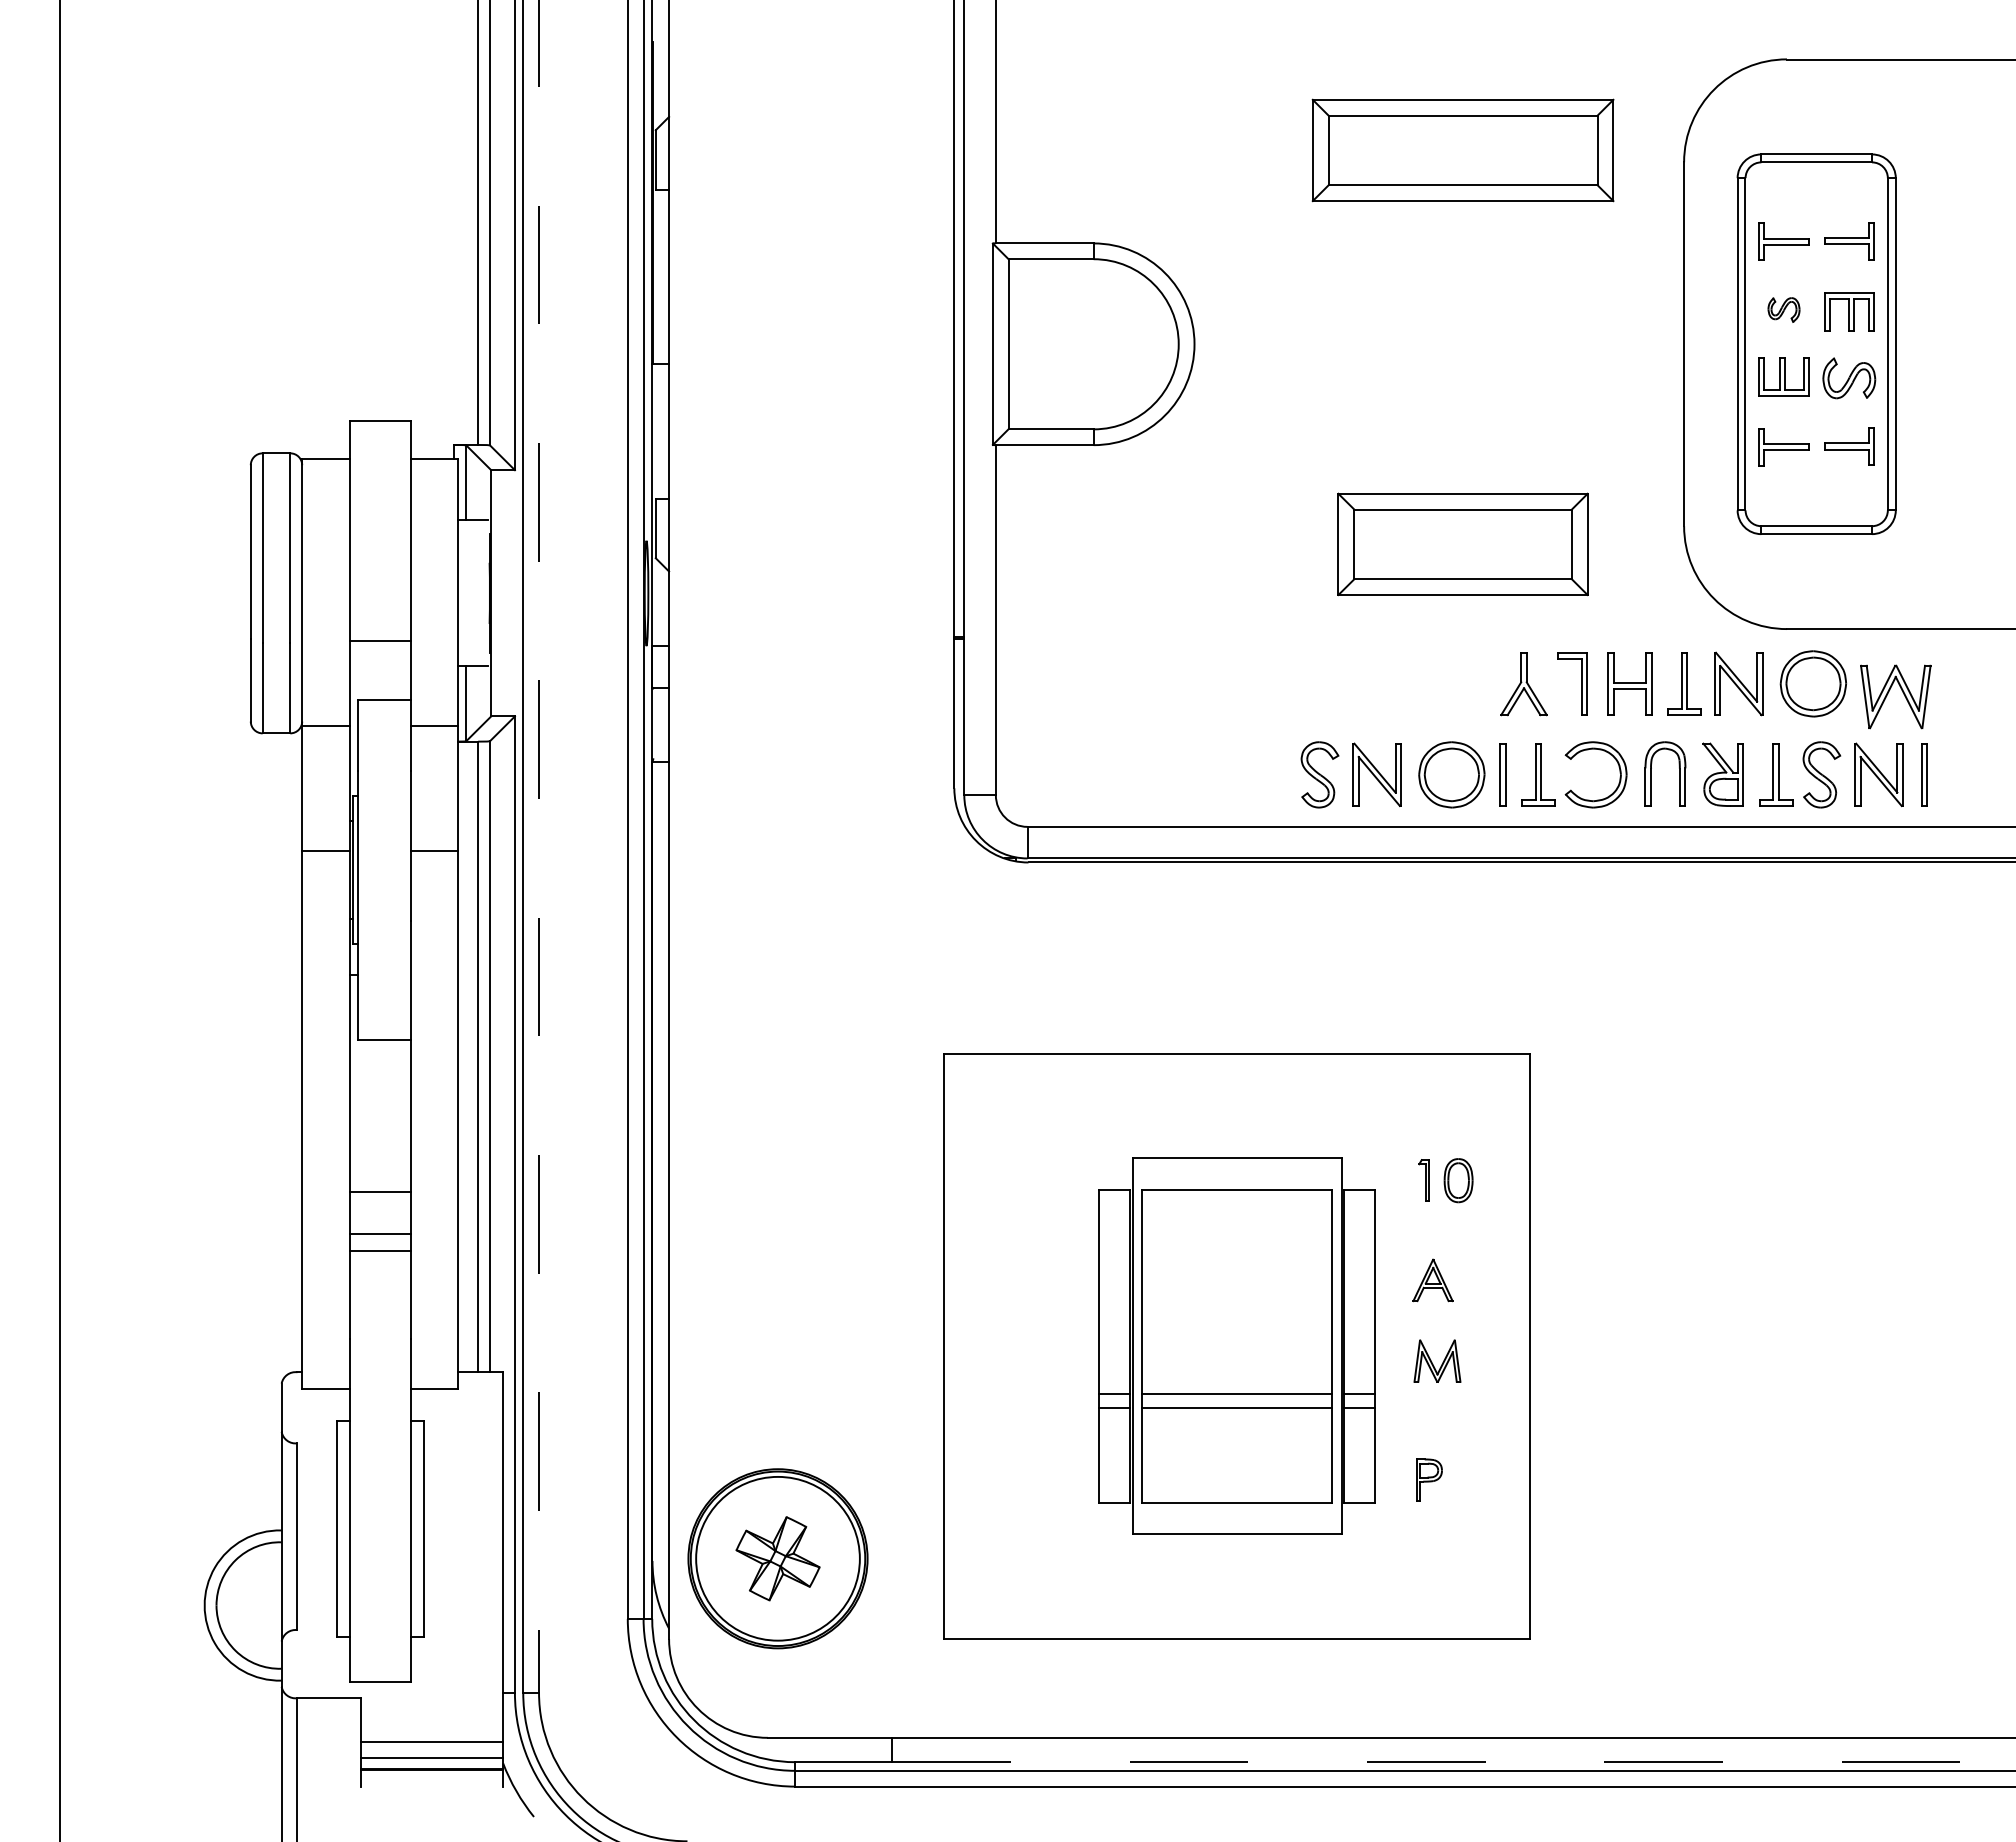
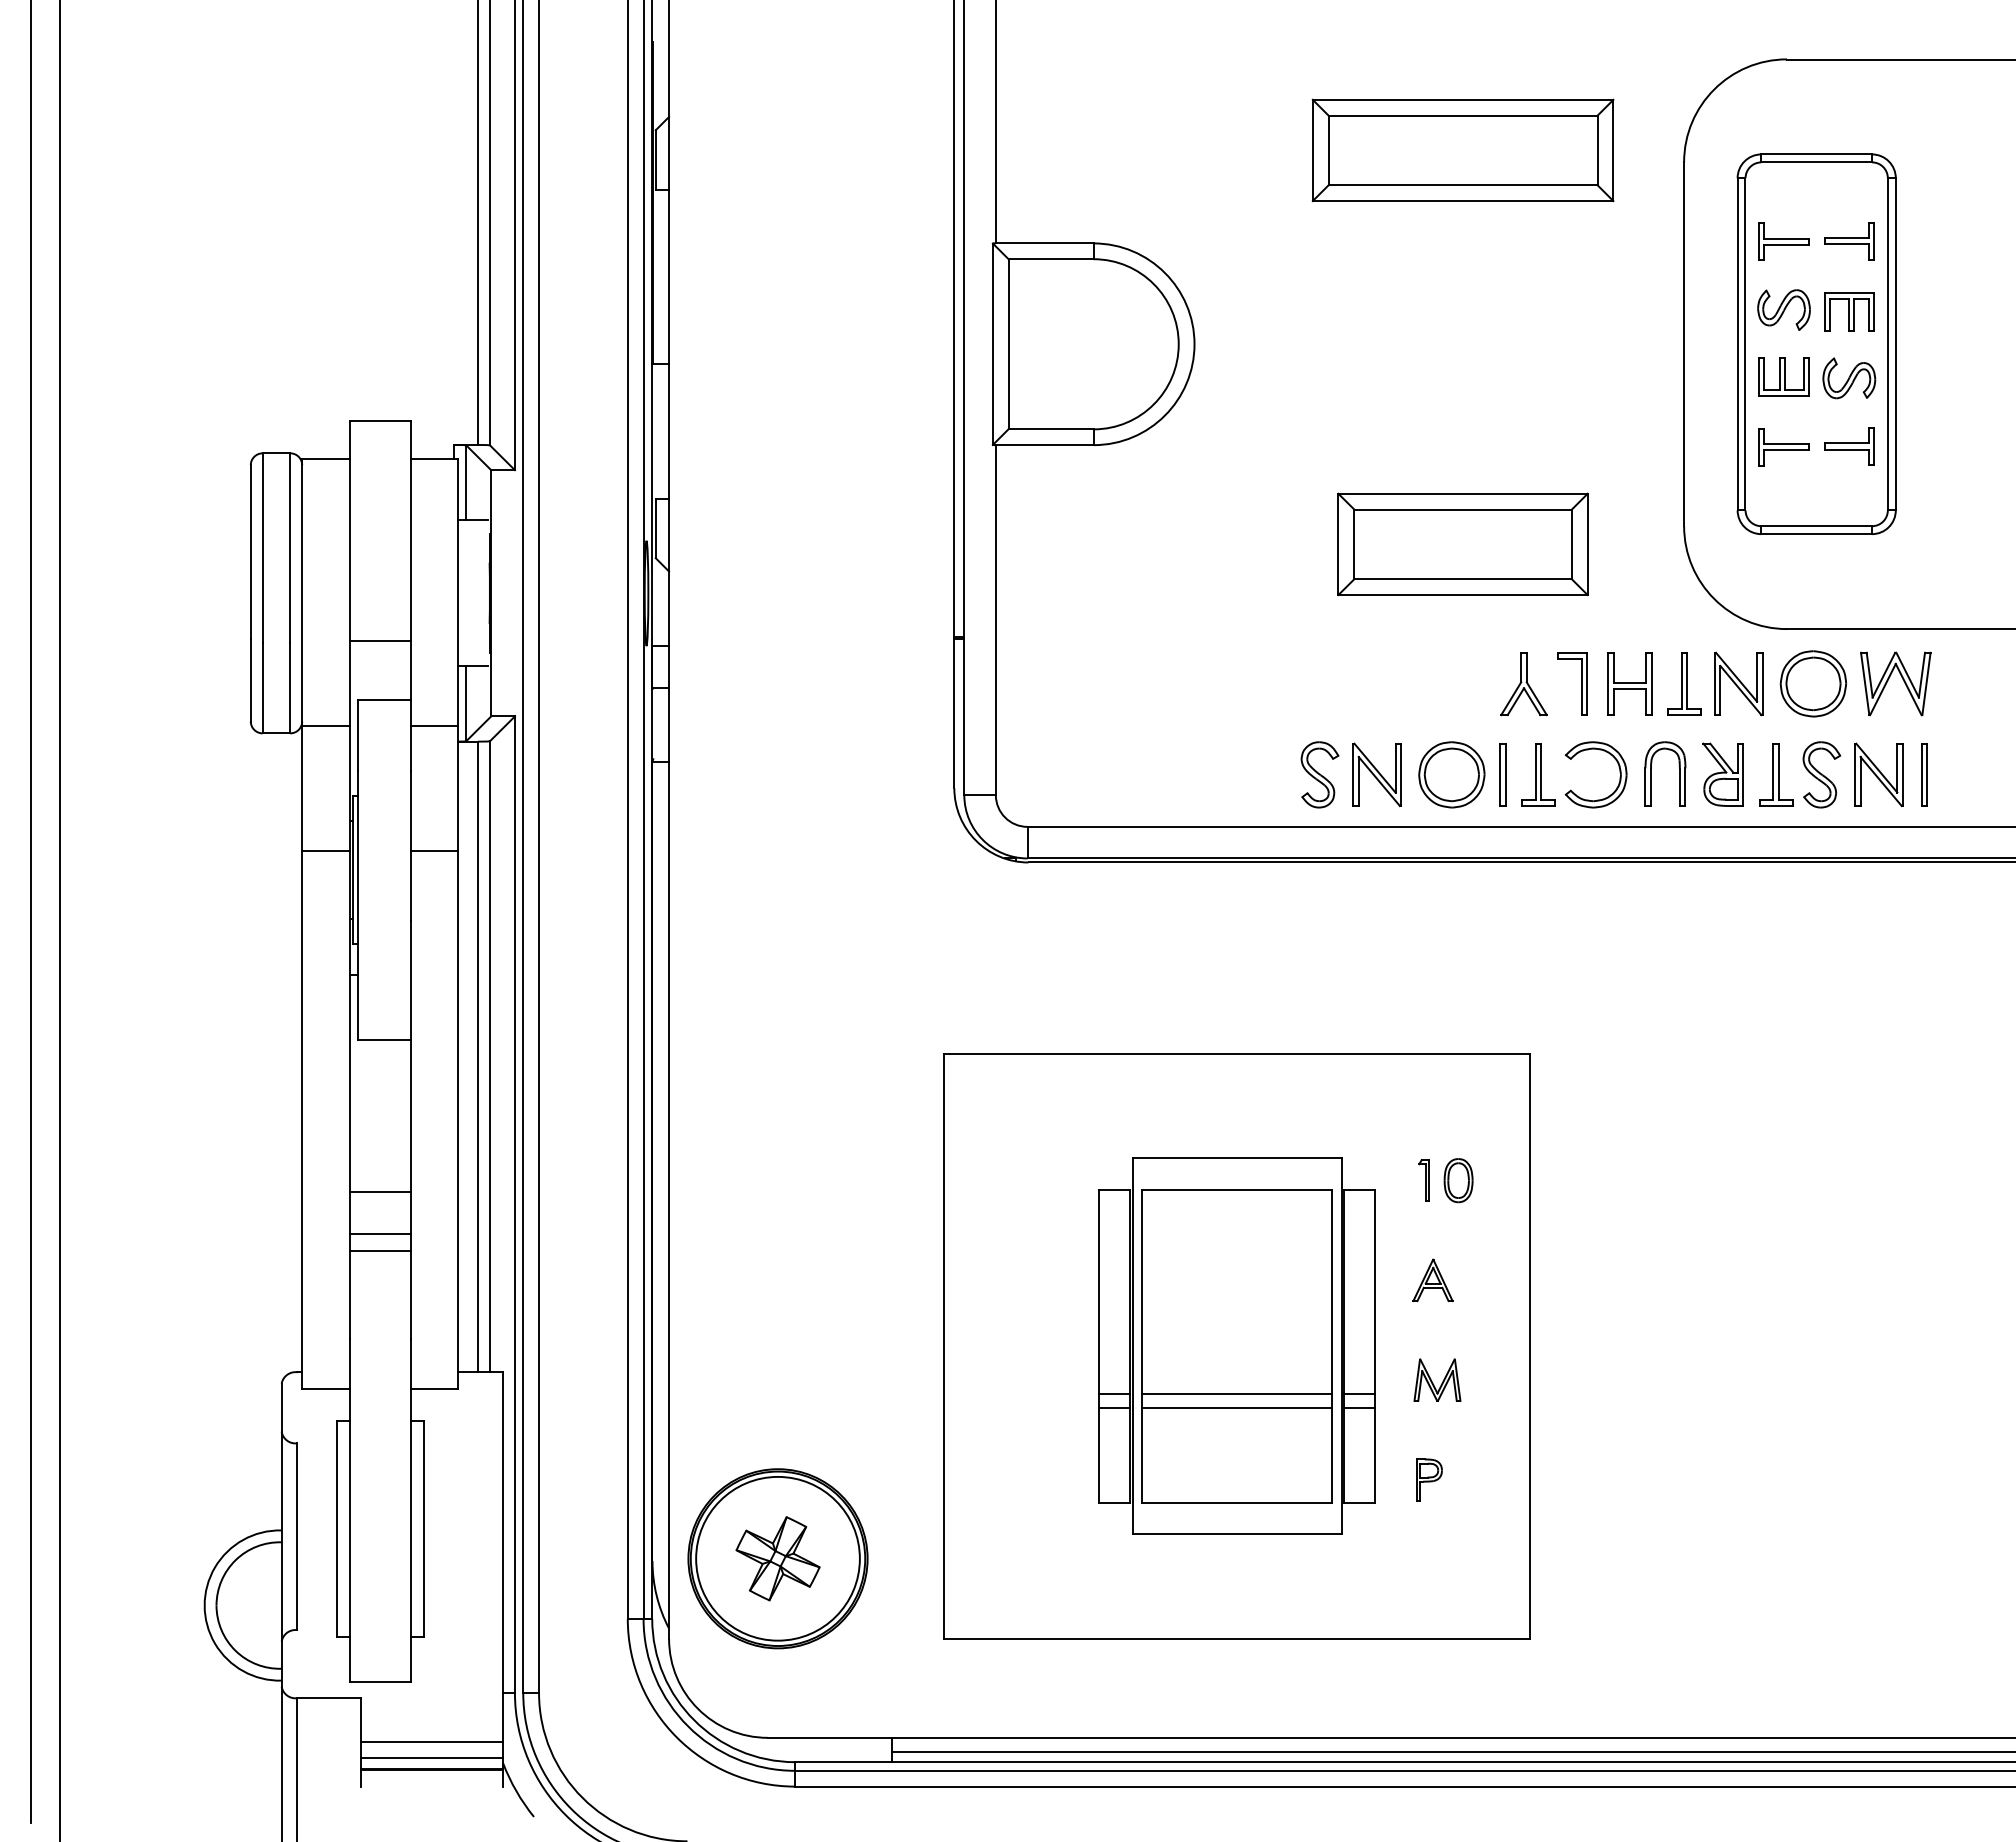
part size: 34x26 px -> 54x42 px (1783, 309)
part position: (1889, 692) -> (1889, 679) (1889, 679)
line: dashed -> solid (539, 847)
line: none -> present (30, 912)
part position: (1437, 1360) -> (1437, 1379) (1437, 1379)
line: none -> present (1452, 1752)
line: dashed -> solid (1454, 1762)
